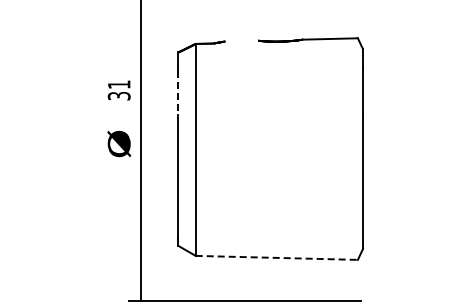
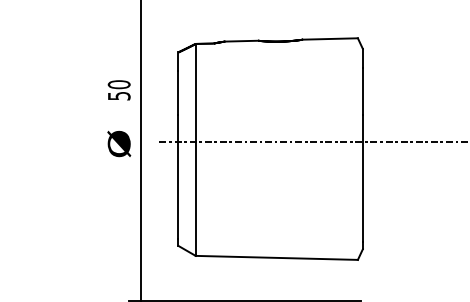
line: none -> present (241, 40)
text: 31 -> 50 (118, 90)
line: dashed -> solid (178, 93)
line: none -> present (312, 142)
line: dashed -> solid (277, 257)
